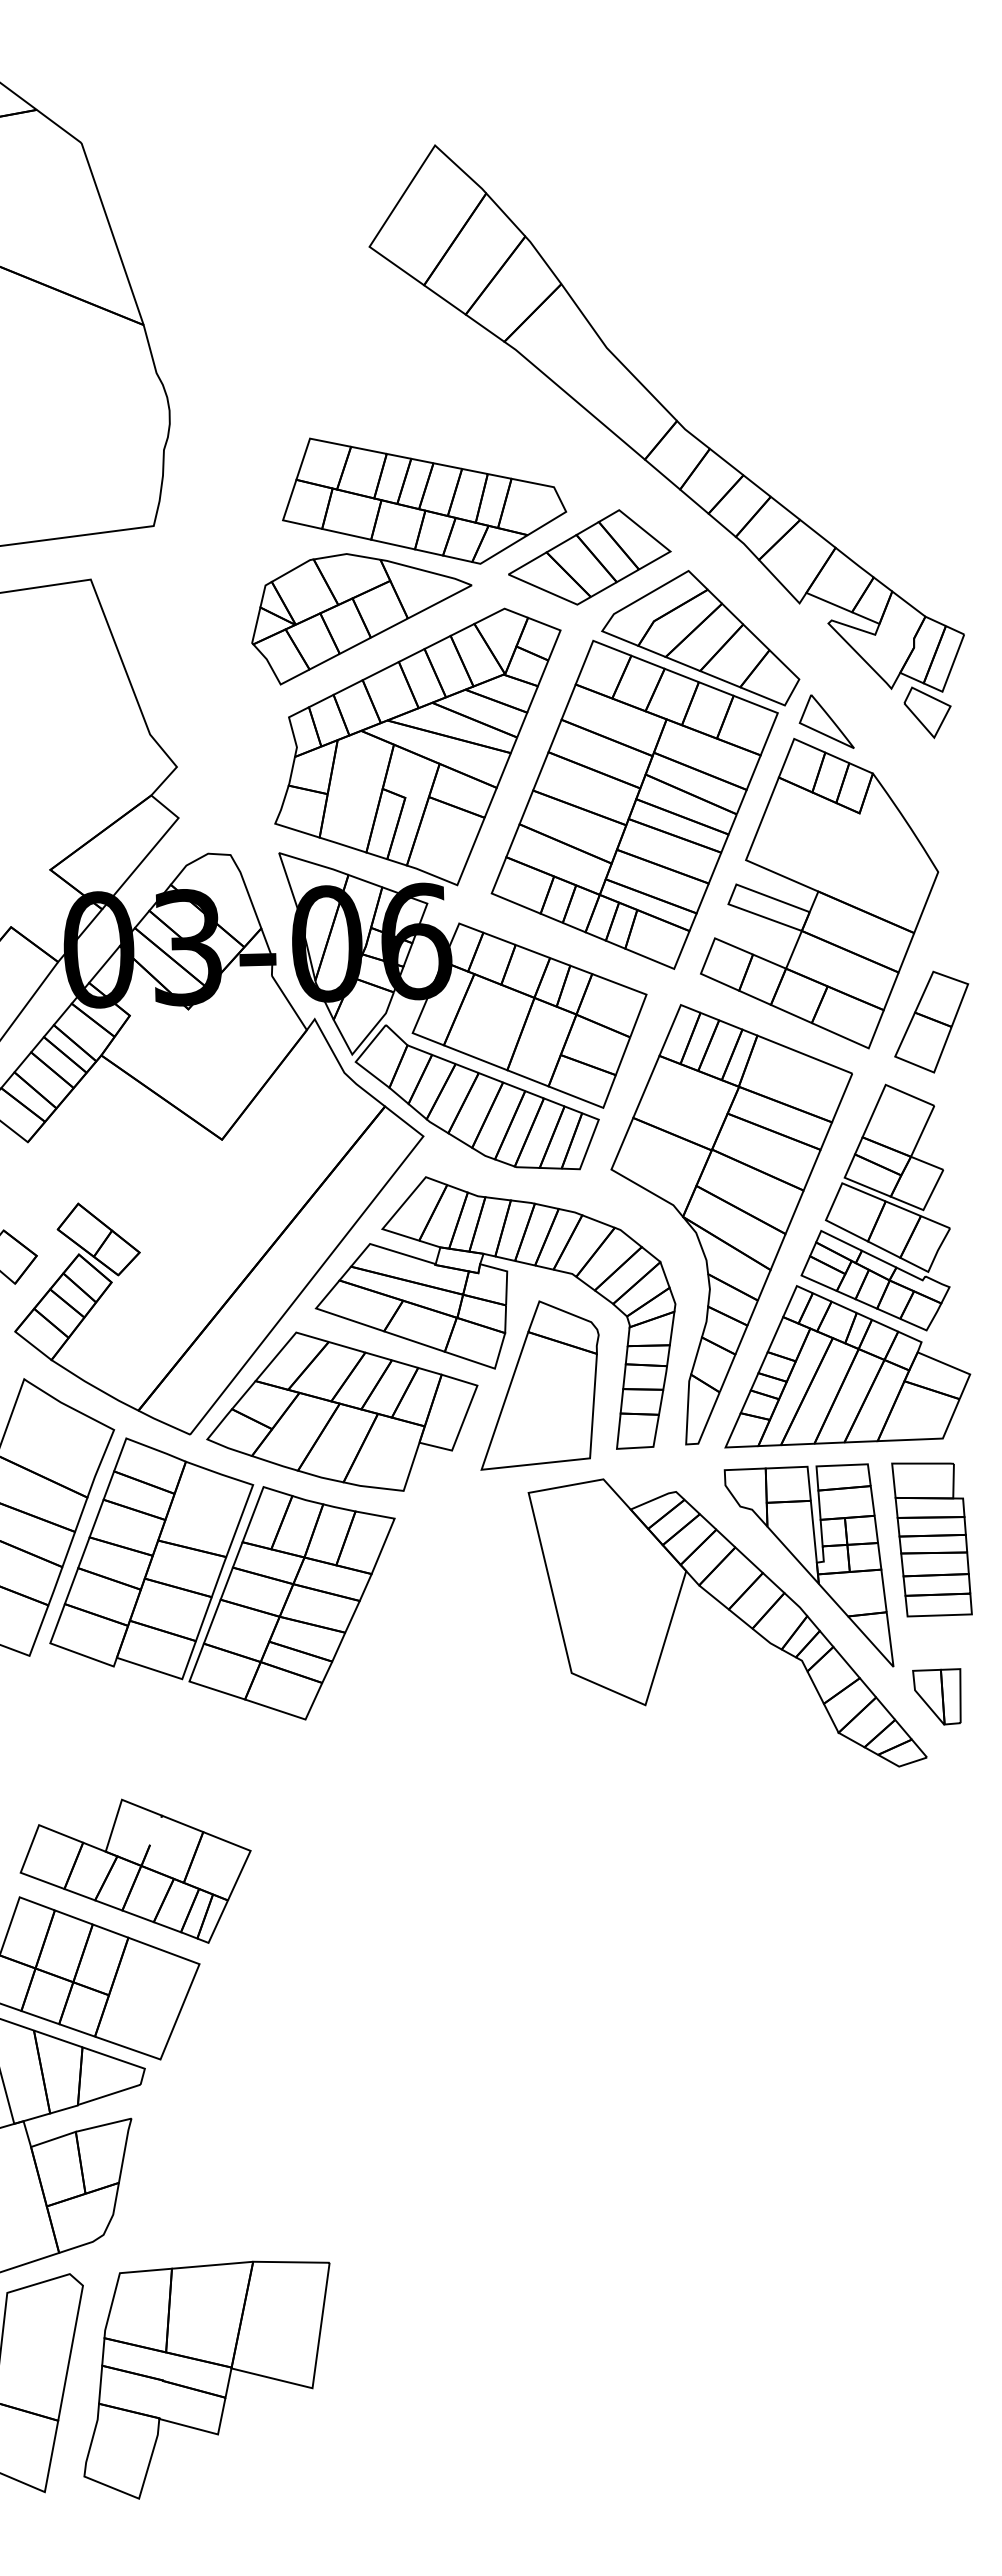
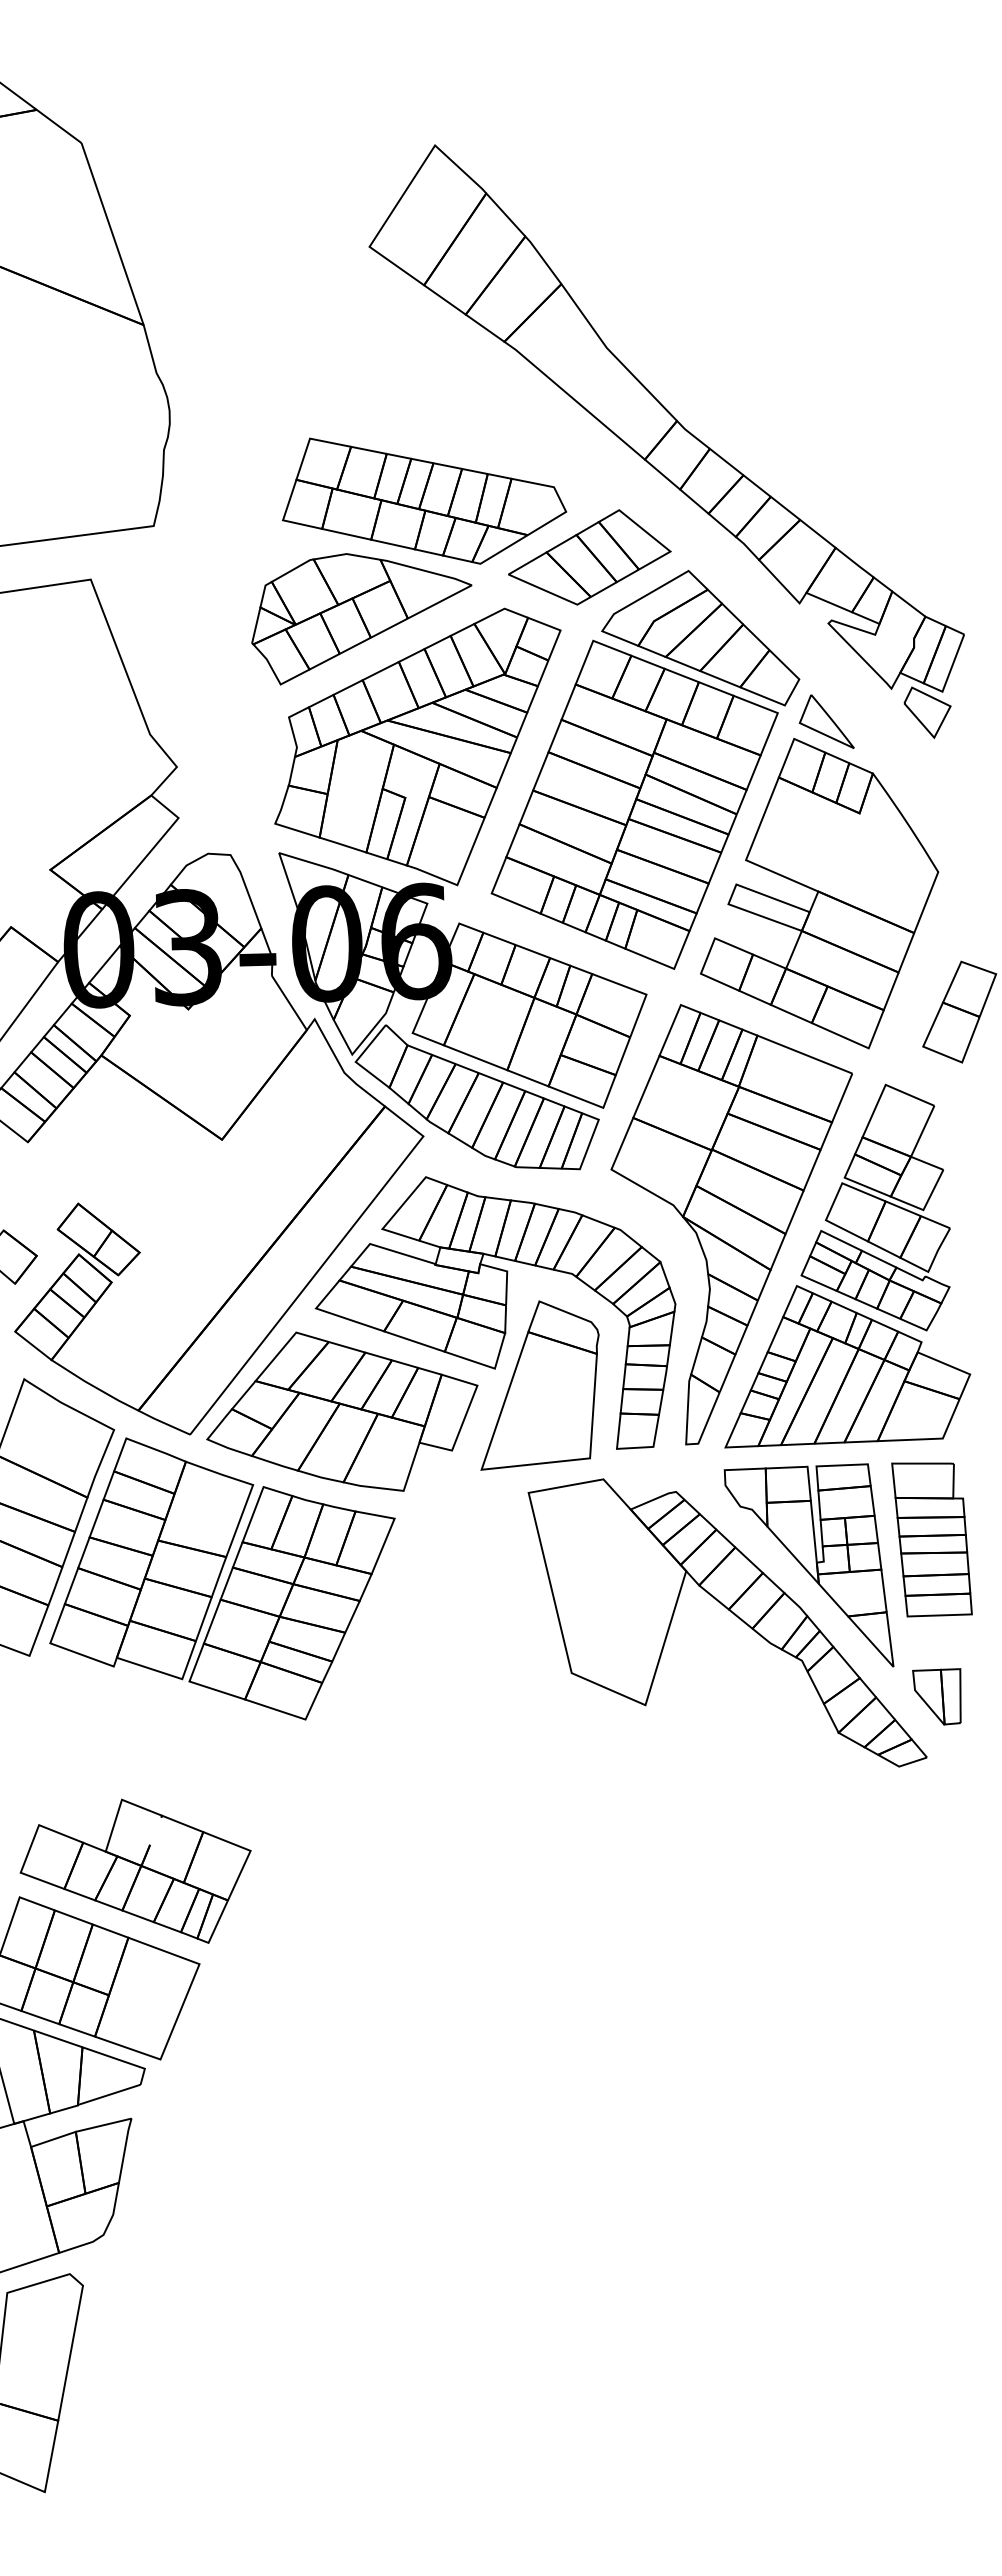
part position: (931, 1021) -> (959, 1011) (959, 1011)
part: present -> none (206, 2379)
